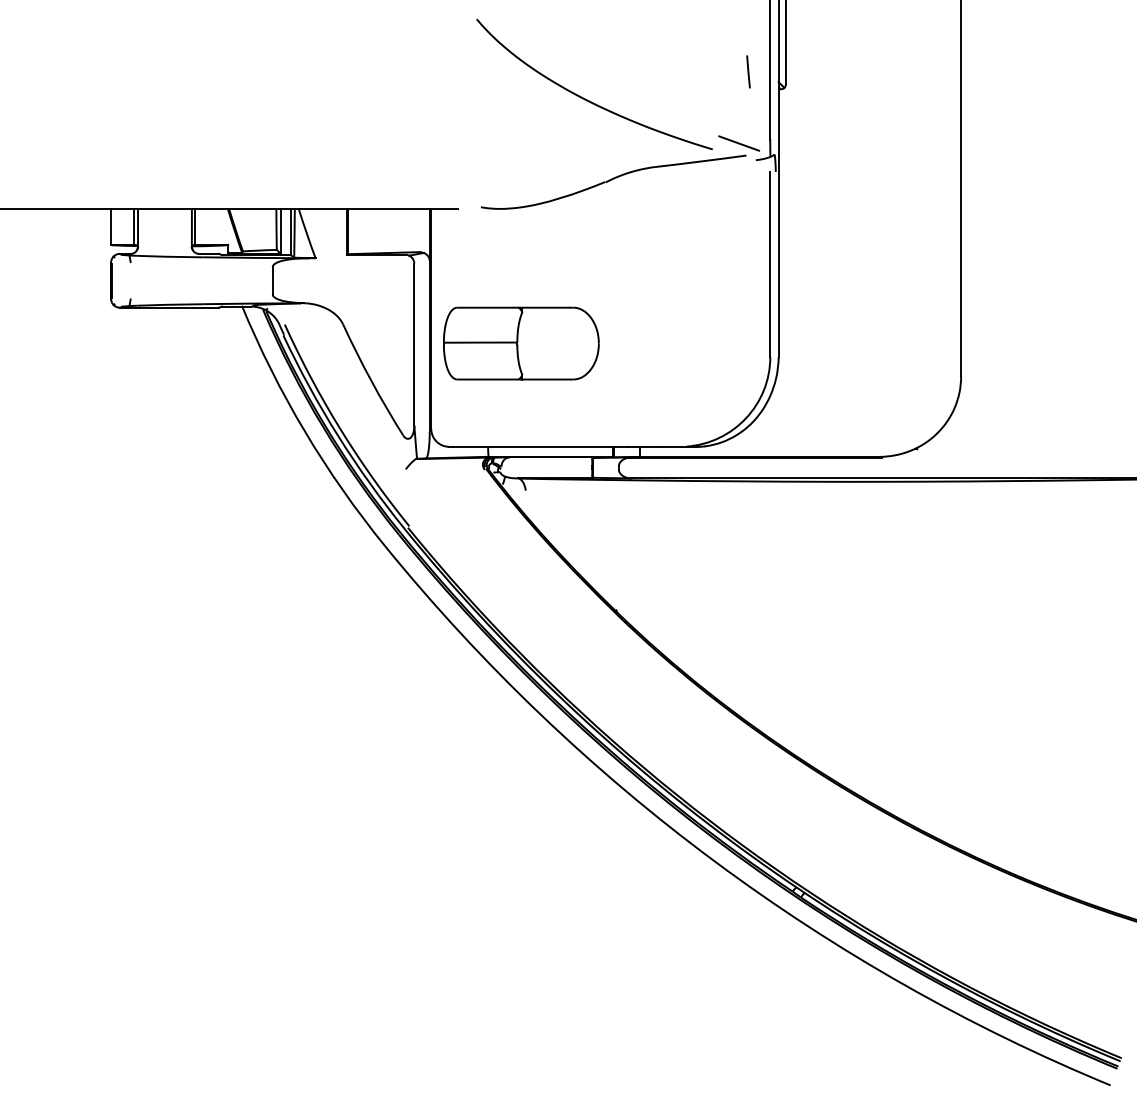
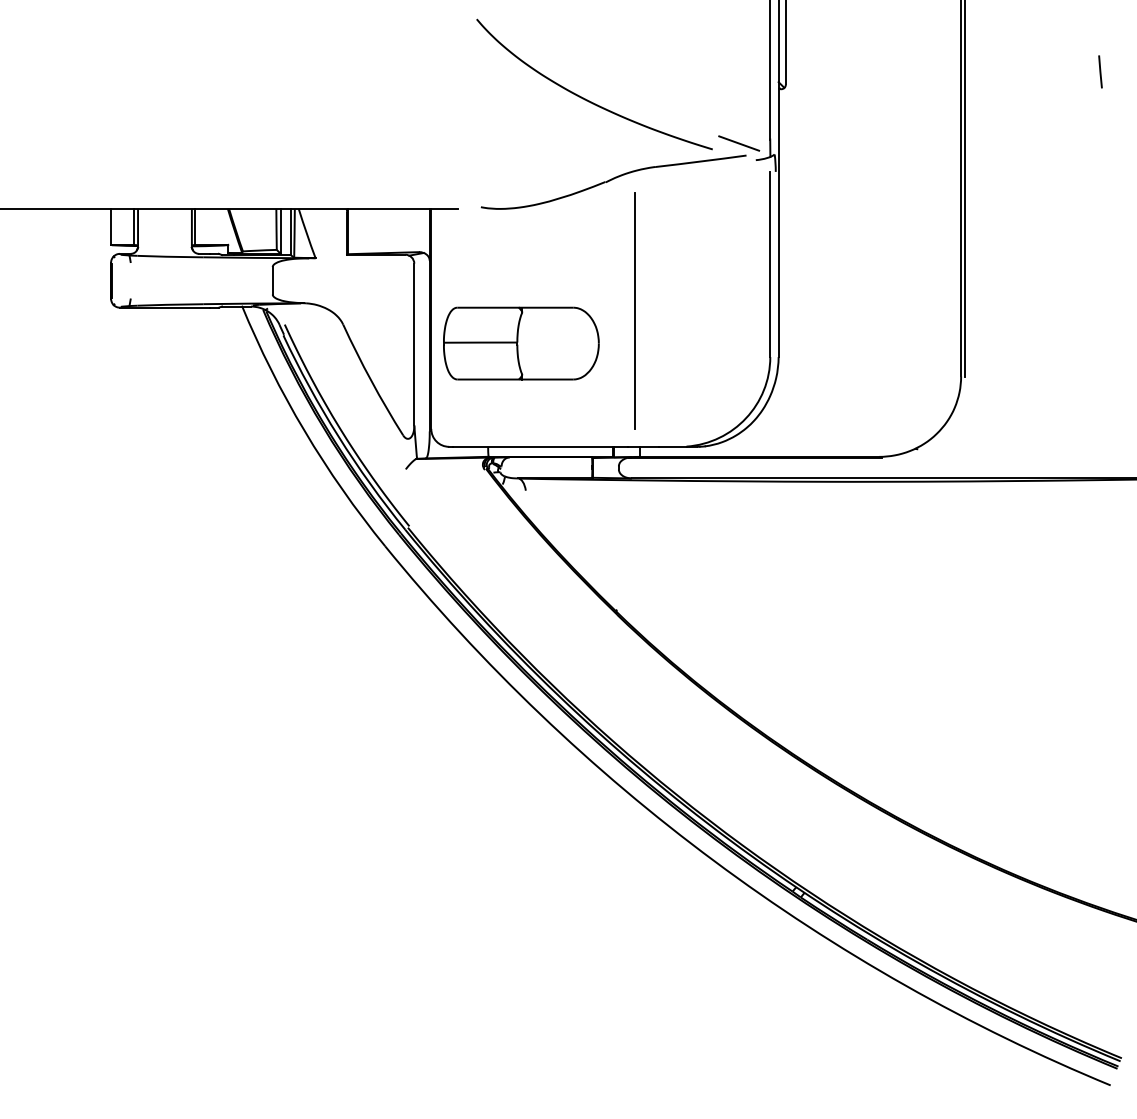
line position: (748, 71) -> (1100, 71) (1100, 71)
line: none -> present (965, 189)
line: none -> present (634, 310)
